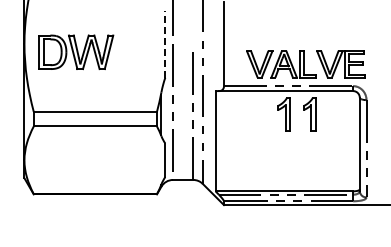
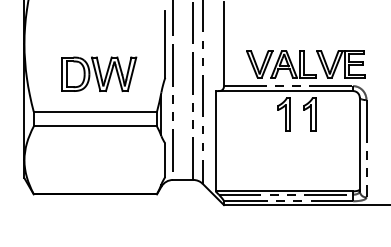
line: none -> present (193, 23)
line: dashed -> solid (165, 44)
part position: (76, 52) -> (99, 74) (99, 74)
